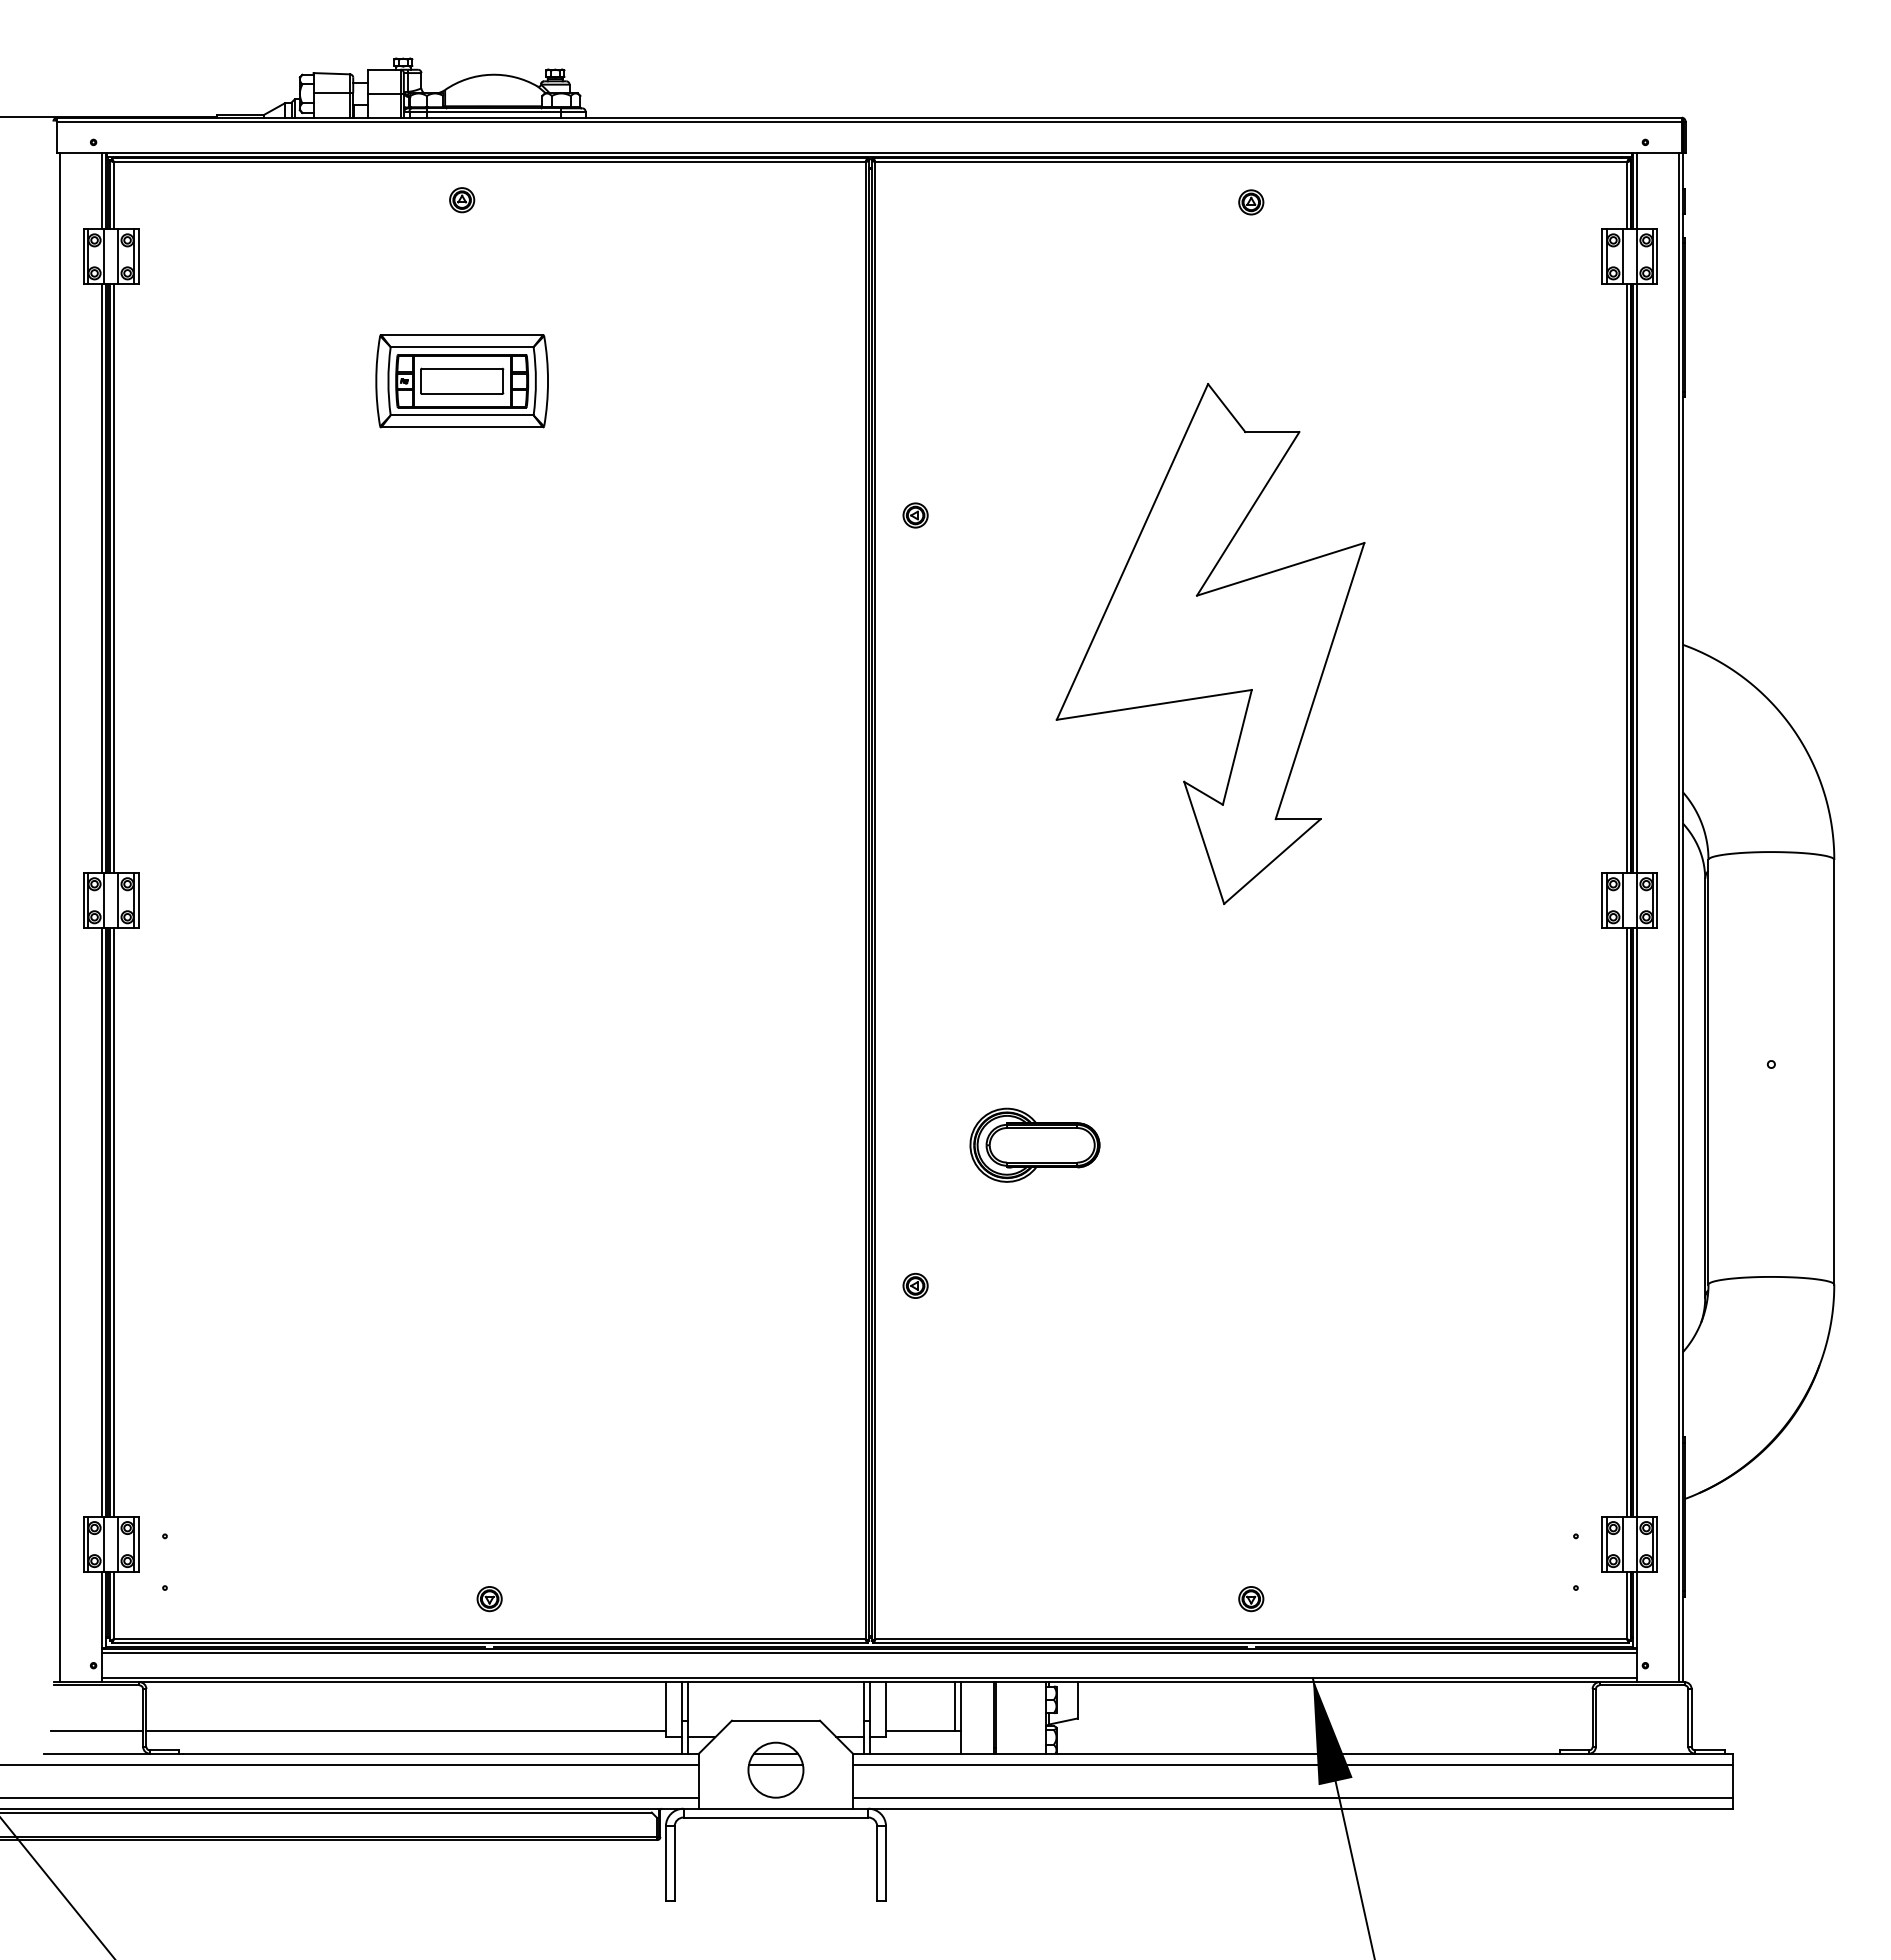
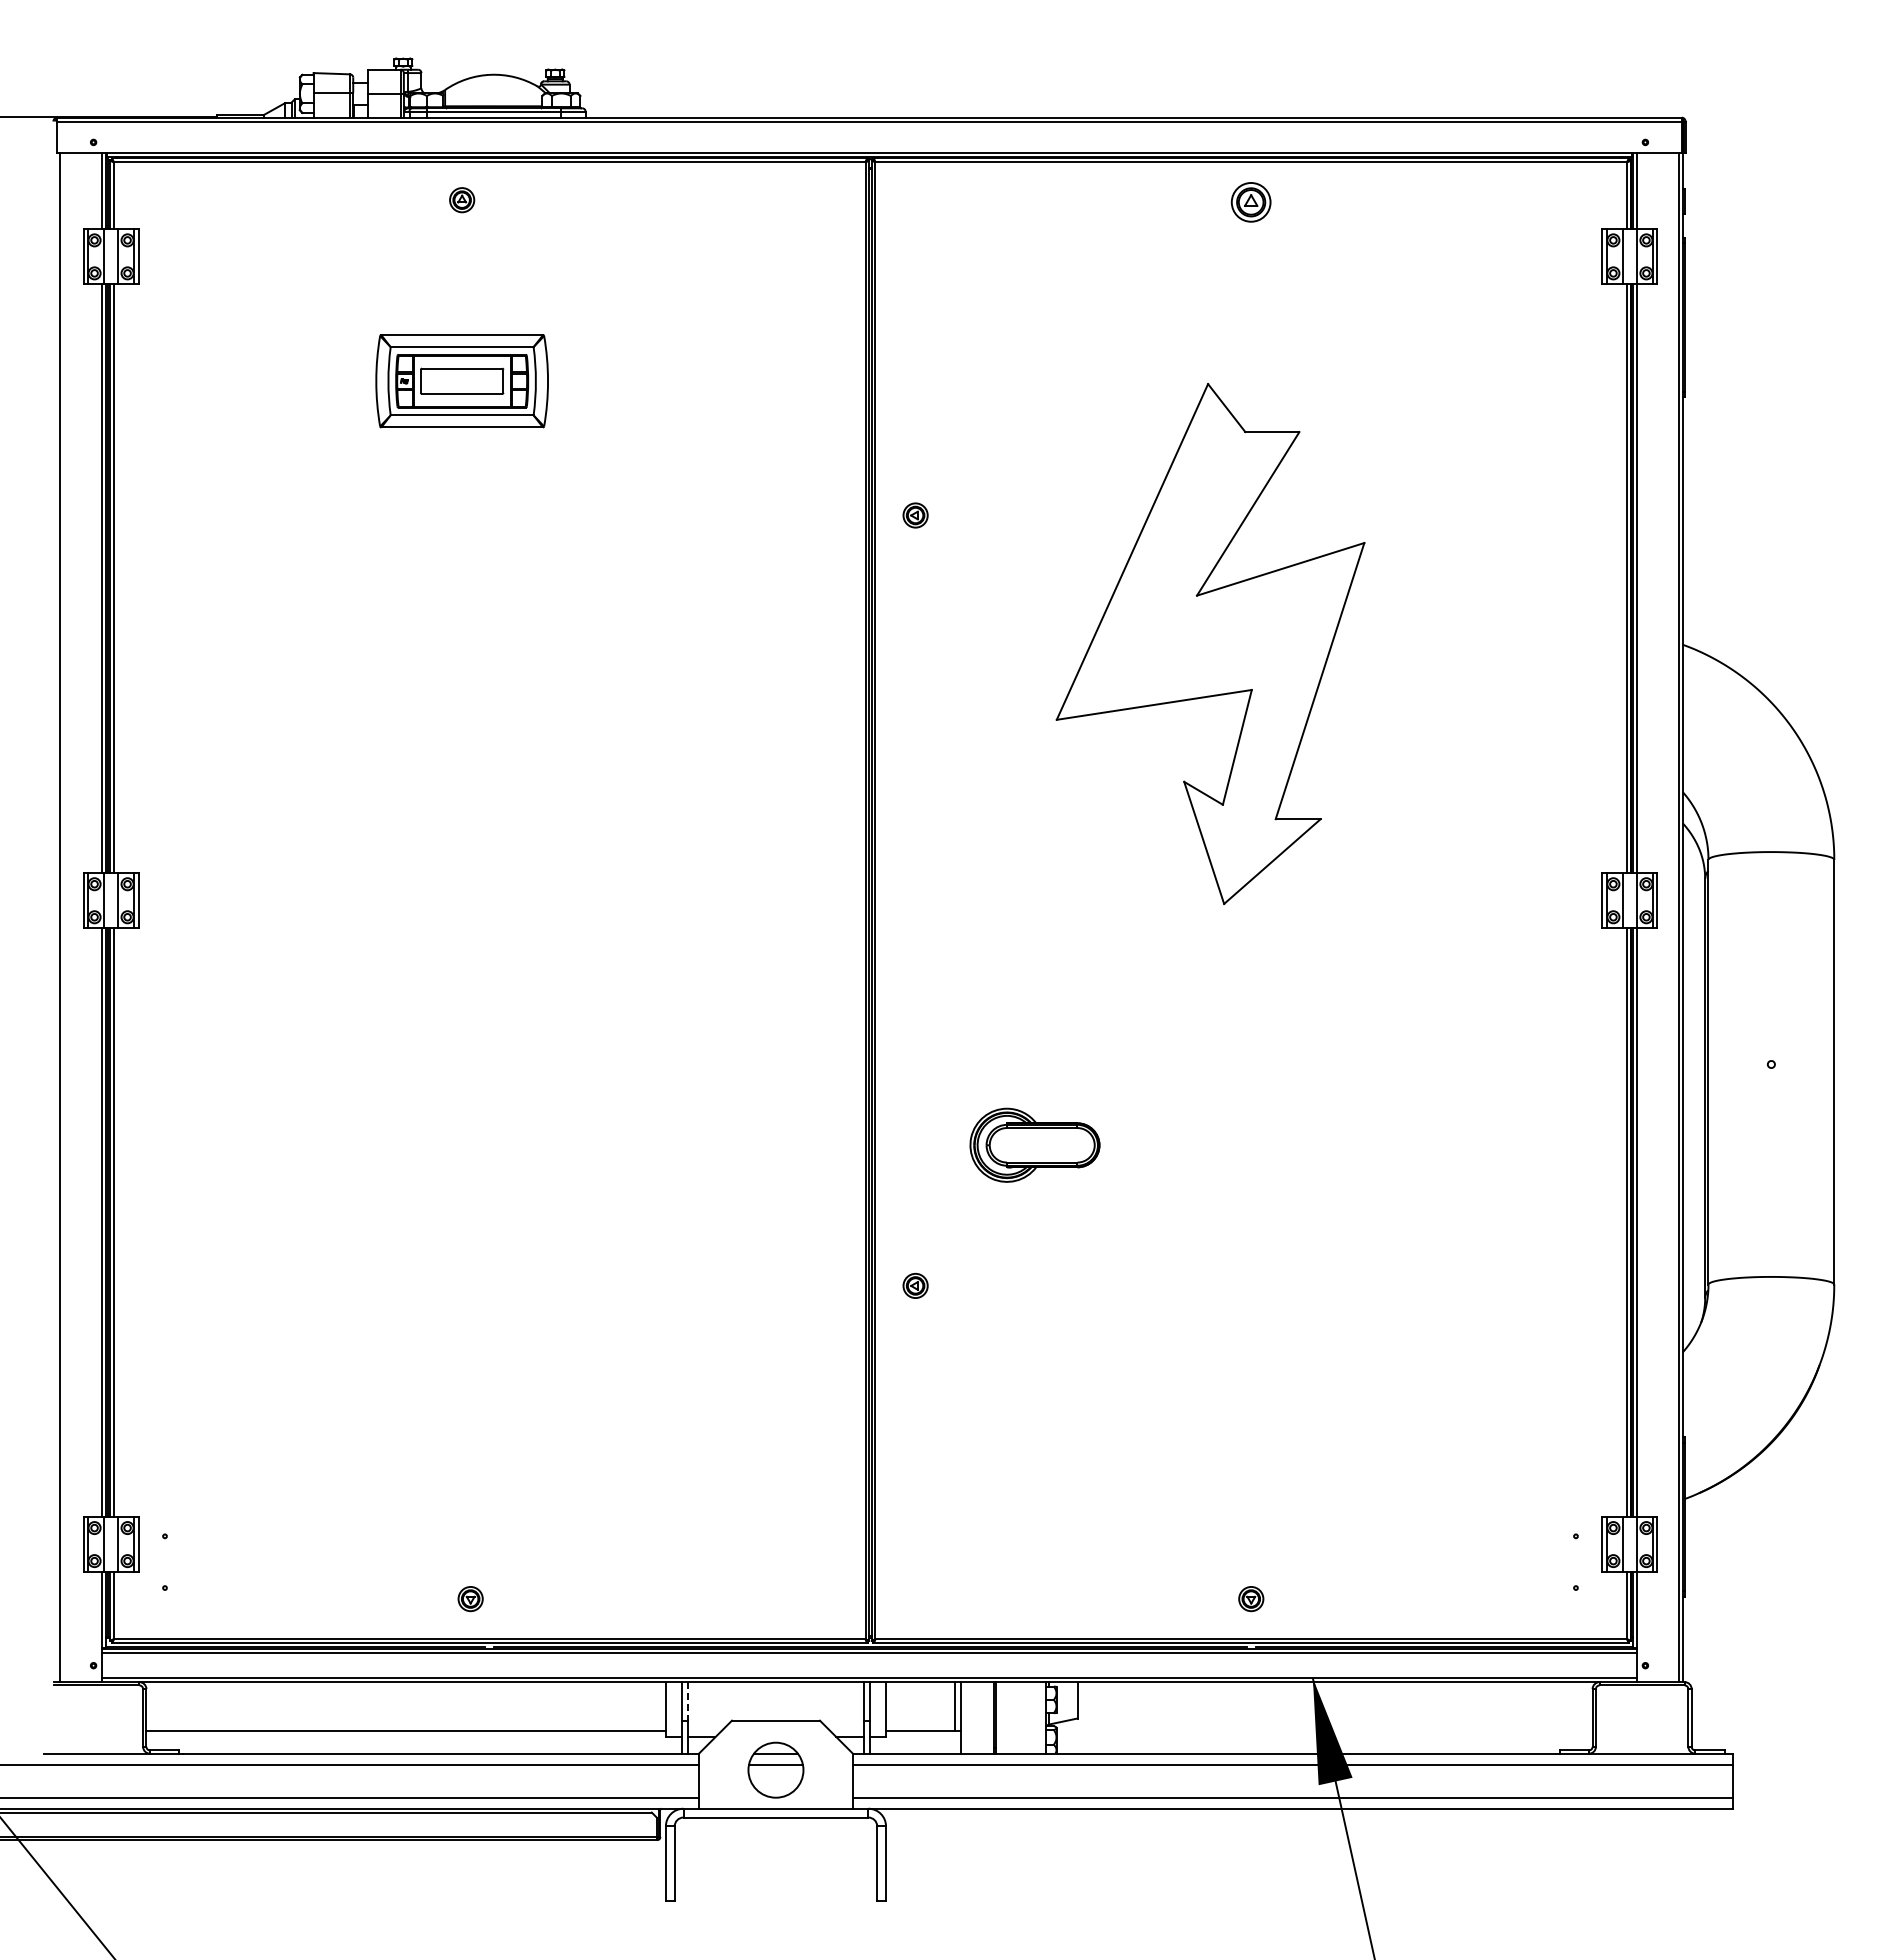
part size: 27x27 px -> 42x41 px (1250, 202)
part position: (489, 1599) -> (470, 1599) (470, 1599)
line: solid -> dashed (687, 1701)
line: present -> none (96, 1730)
